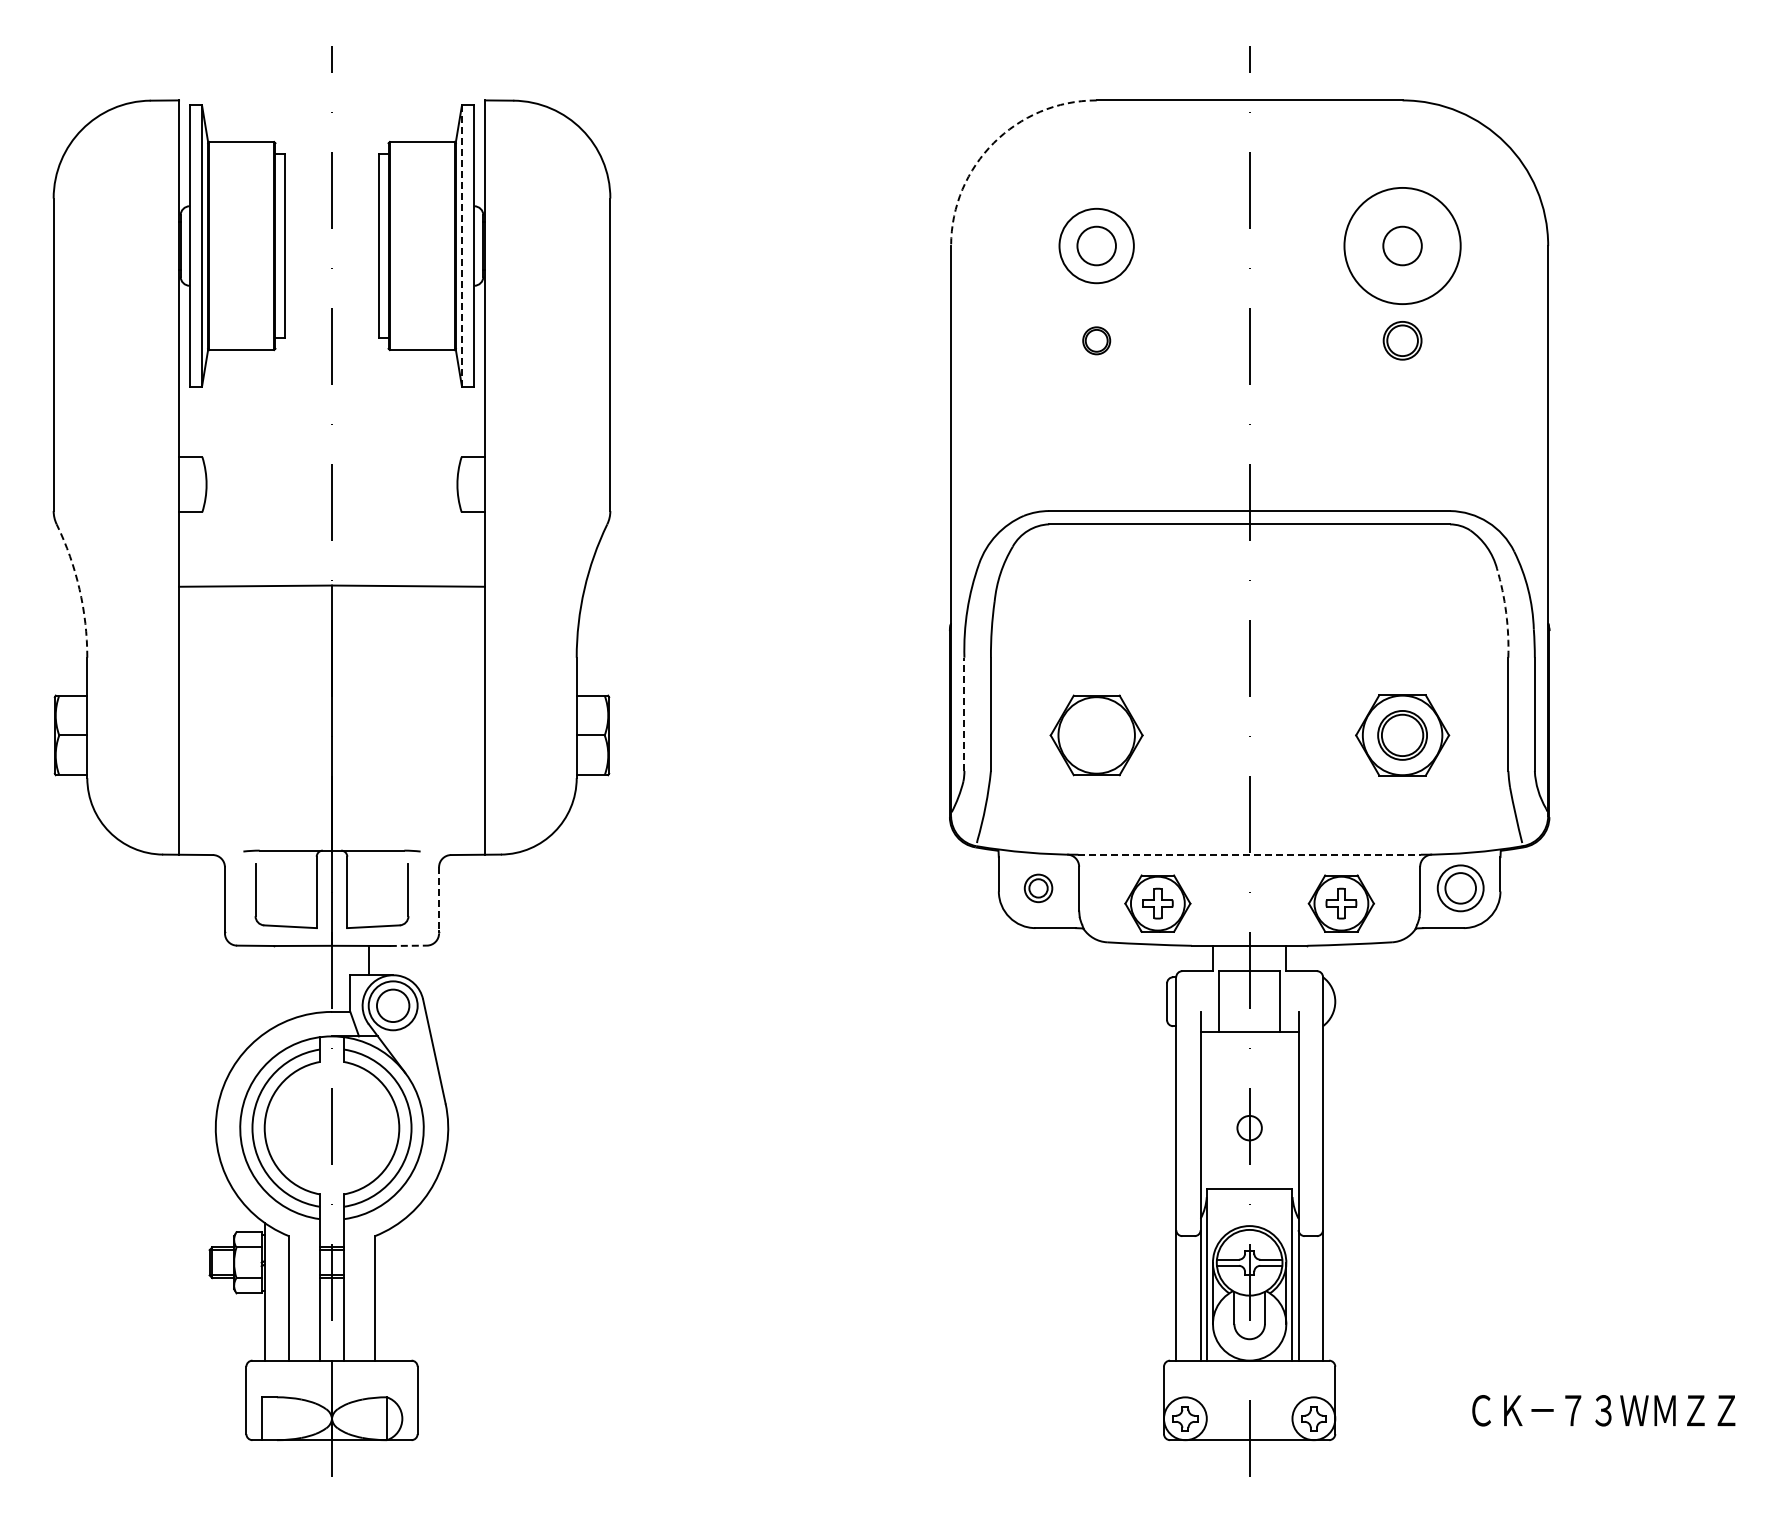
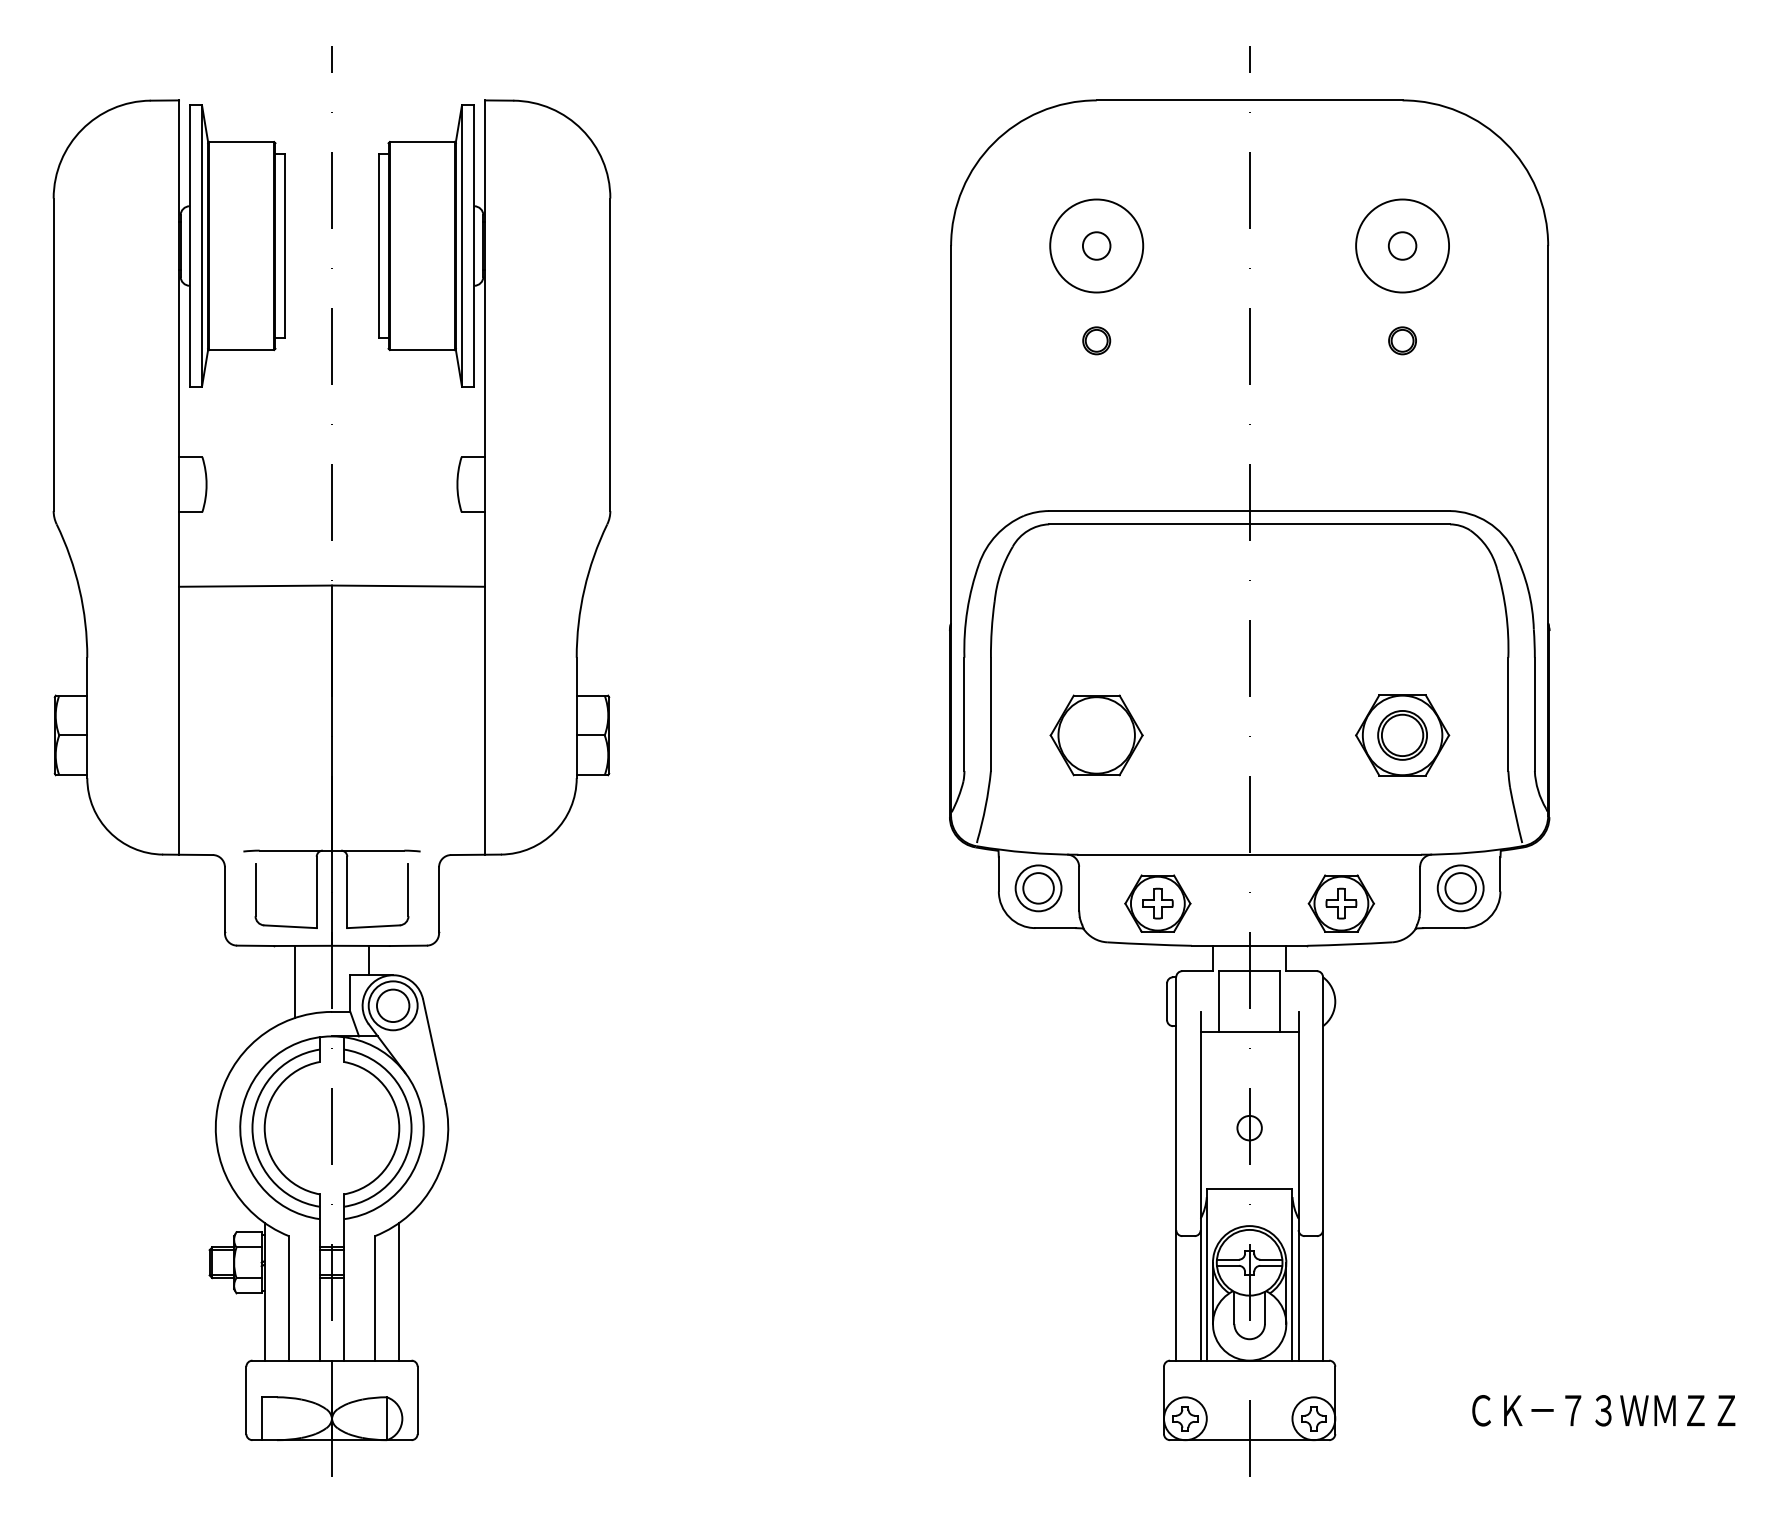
arc: dashed -> solid (993, 143)
circle diameter: 39 px -> 28 px (1096, 245)
circle diameter: 74 px -> 93 px (1096, 245)
circle diameter: 116 px -> 93 px (1402, 245)
circle diameter: 39 px -> 28 px (1402, 245)
line: dashed -> solid (462, 246)
part size: 41x40 px -> 29x30 px (1402, 340)
arc: dashed -> solid (79, 589)
arc: dashed -> solid (1506, 612)
line: dashed -> solid (964, 714)
line: dashed -> solid (1250, 854)
part size: 31x31 px -> 49x49 px (1038, 888)
line: dashed -> solid (439, 900)
line: dashed -> solid (408, 945)
line: none -> present (295, 981)
line: none -> present (399, 1291)
